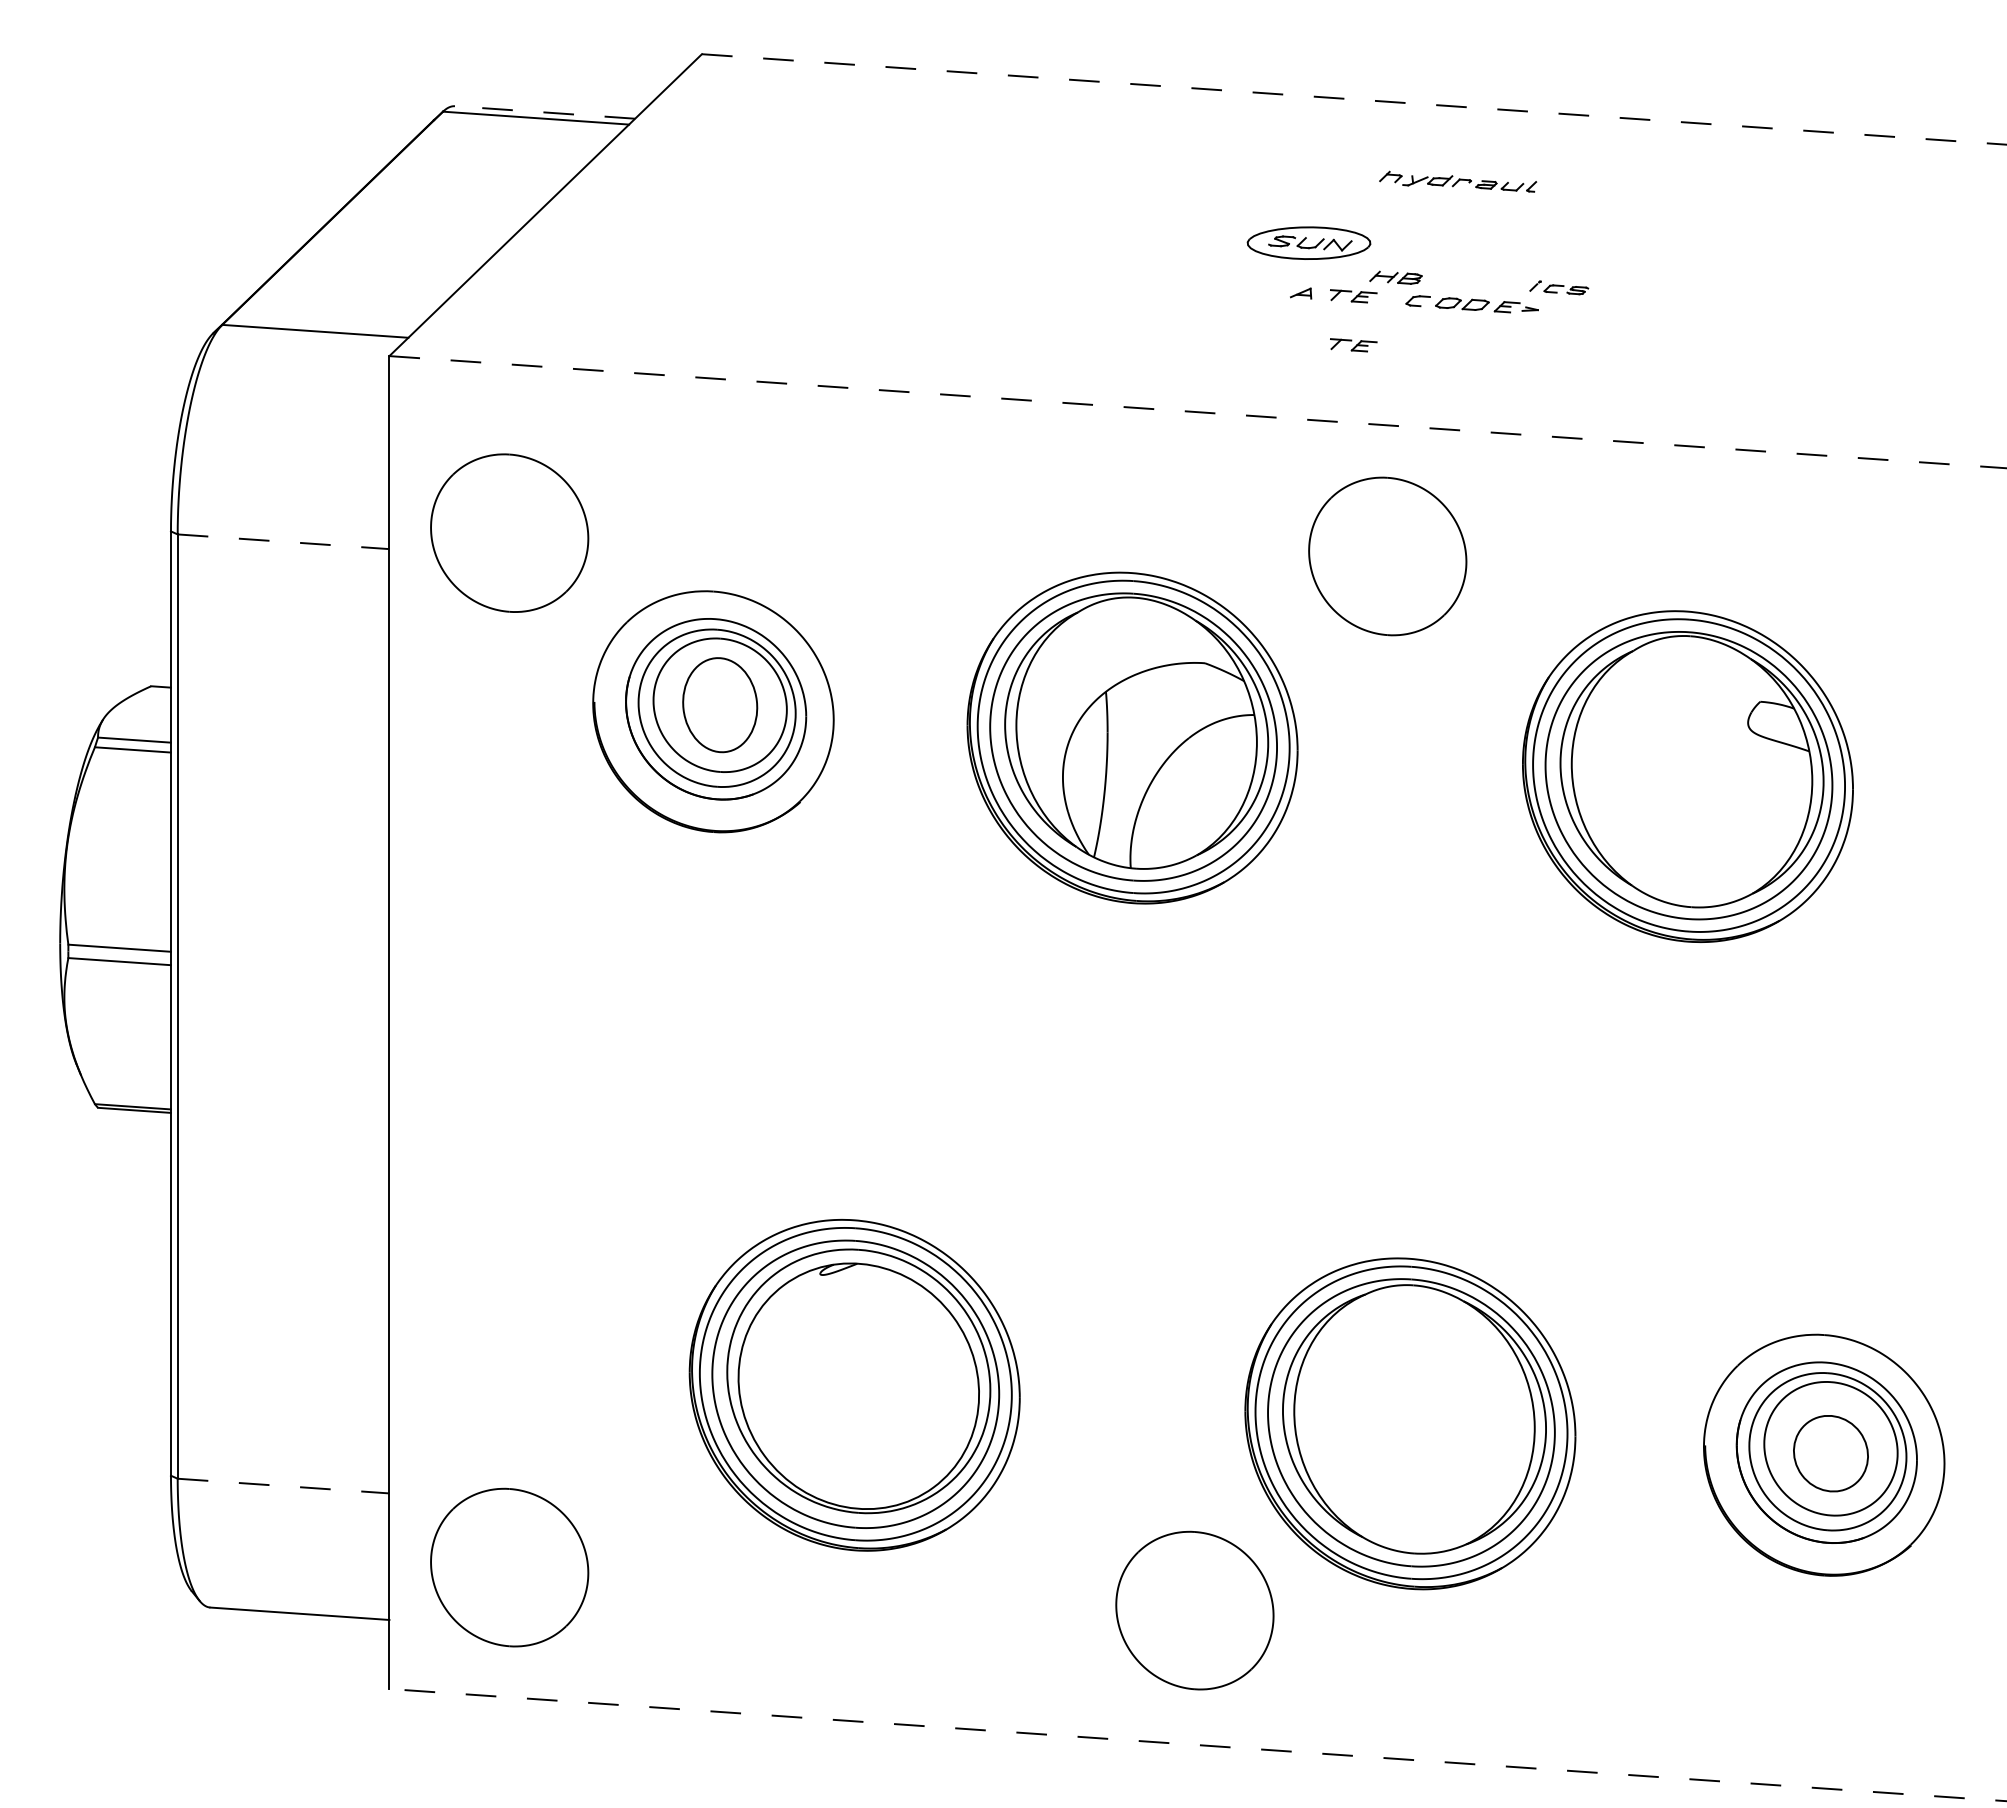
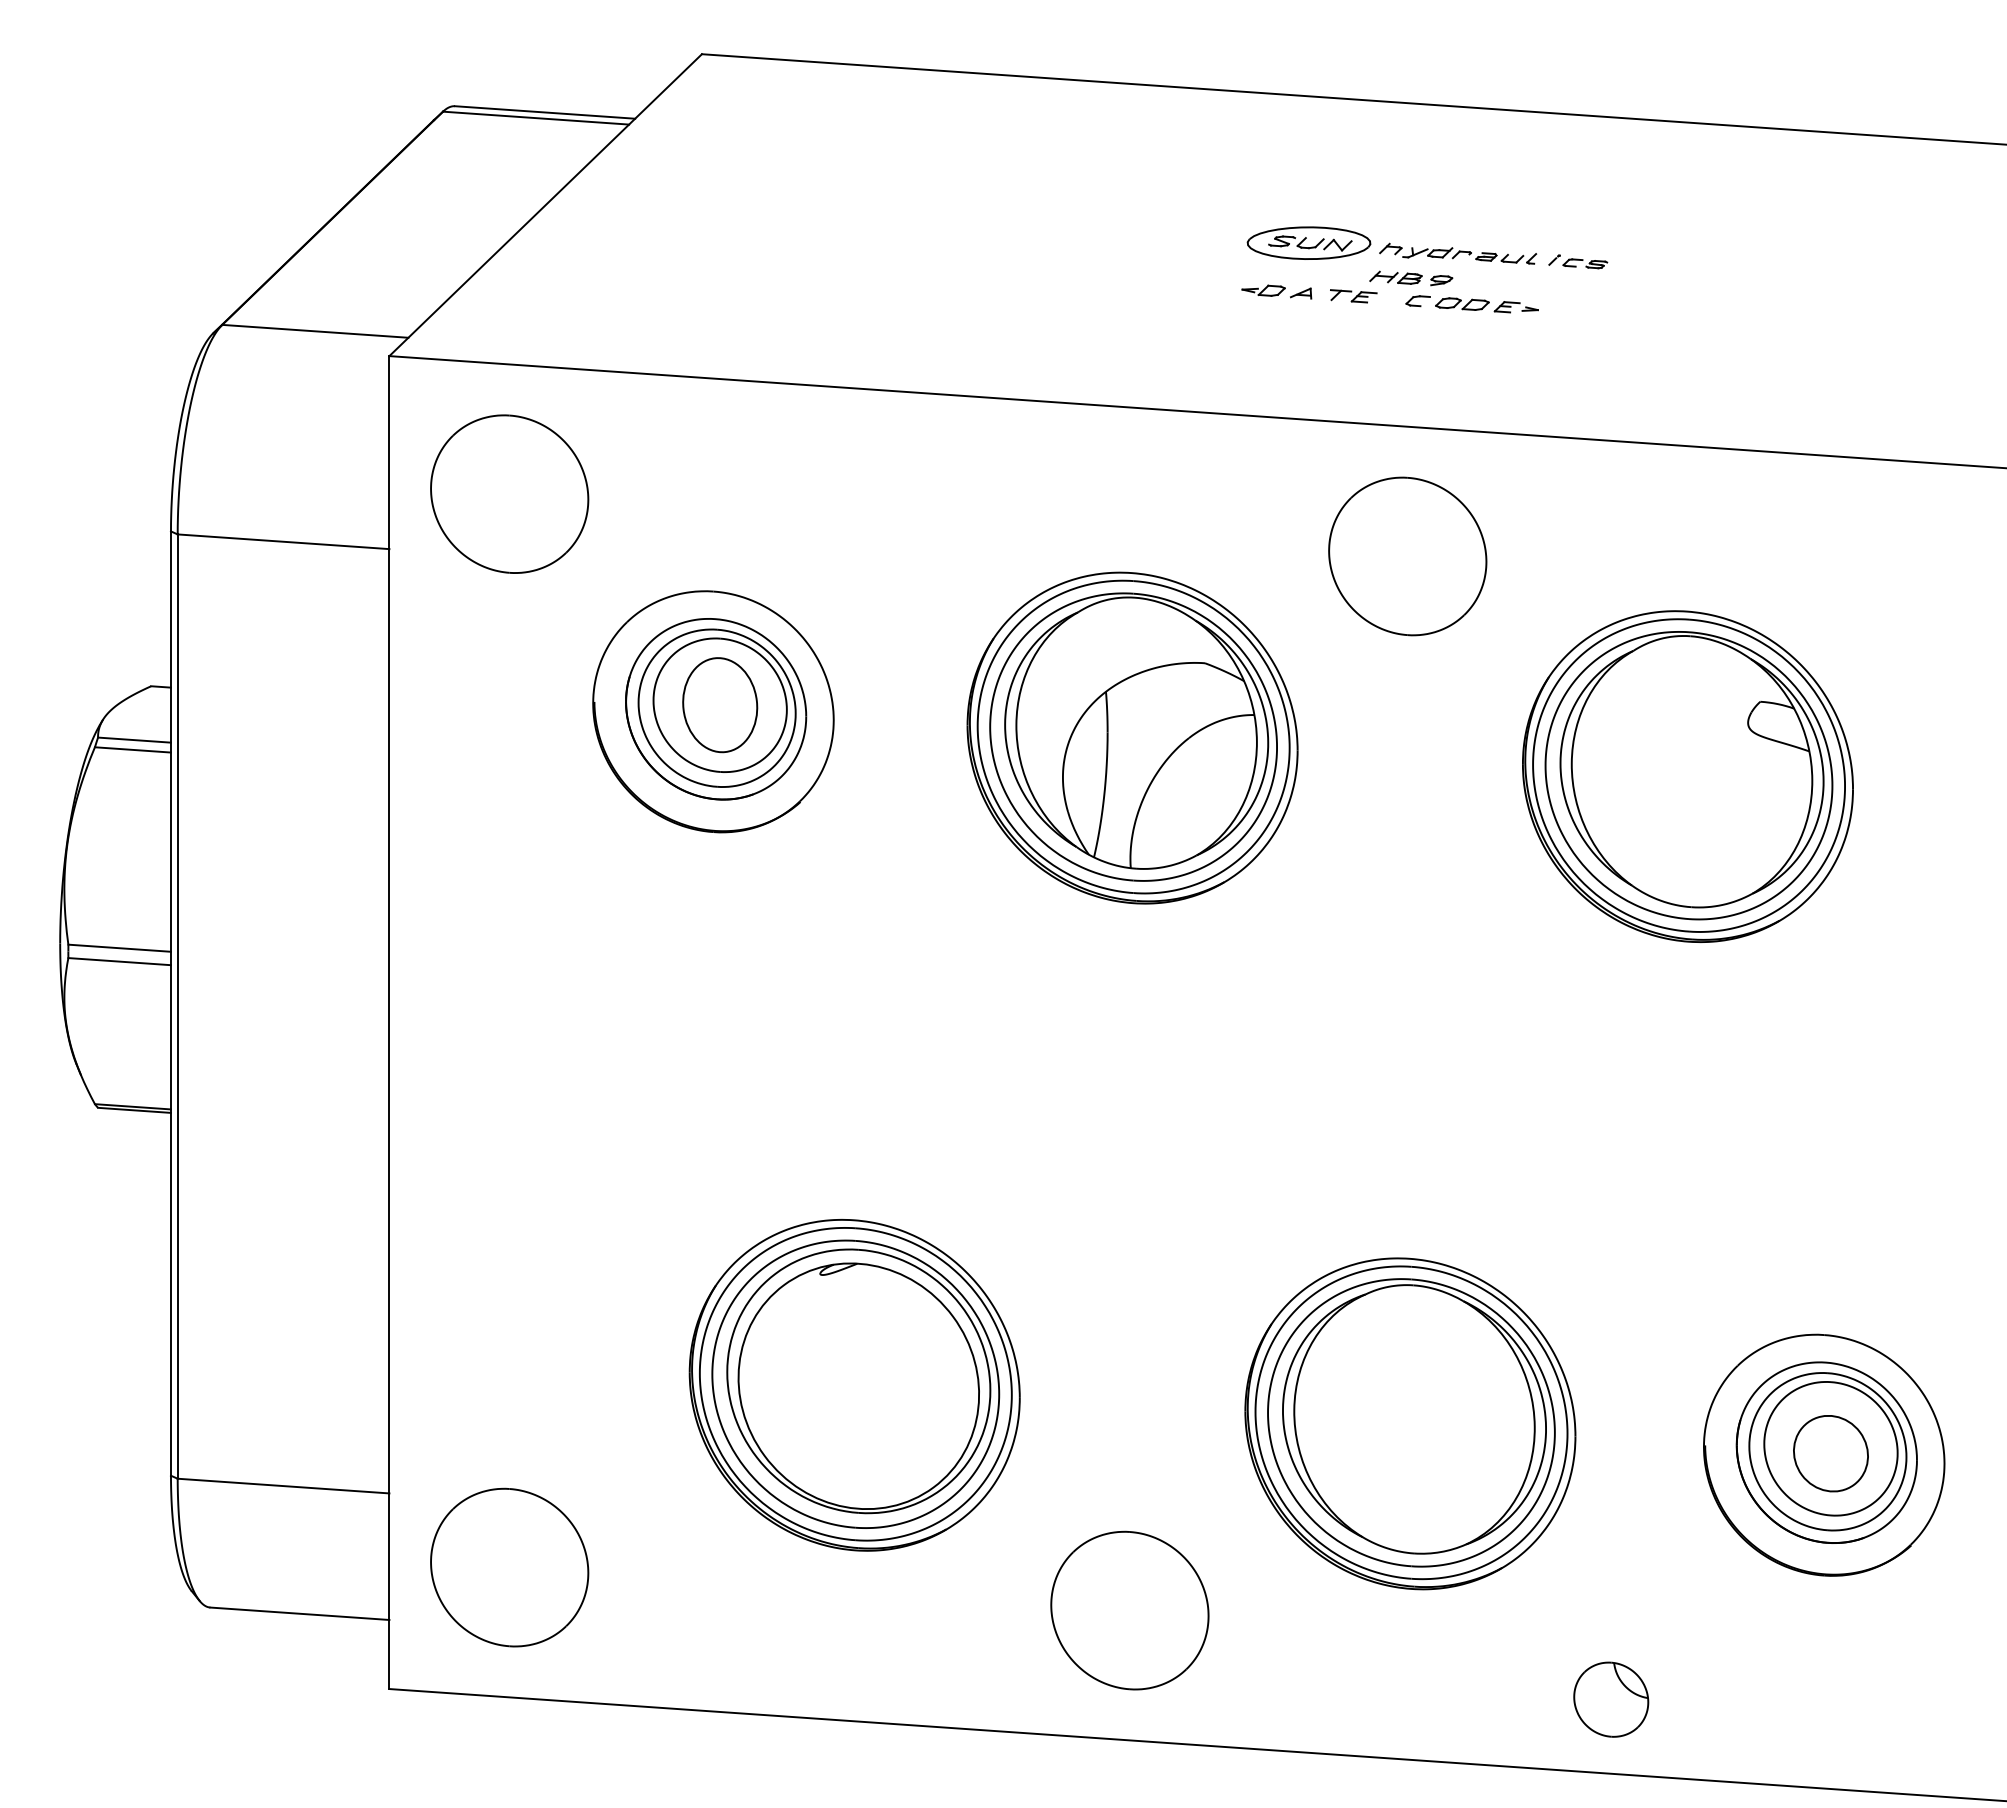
line: dashed -> solid (1354, 99)
line: dashed -> solid (544, 112)
part position: (1458, 181) -> (1458, 253) (1458, 253)
part: none -> present (1441, 280)
part position: (1559, 287) -> (1578, 261) (1578, 261)
part: none -> present (1263, 290)
part: present -> none (1353, 345)
line: dashed -> solid (1198, 412)
part position: (509, 532) -> (509, 493) (509, 493)
line: dashed -> solid (284, 541)
part position: (1387, 556) -> (1407, 556) (1407, 556)
line: dashed -> solid (284, 1486)
part position: (1194, 1610) -> (1129, 1610) (1129, 1610)
part: none -> present (1611, 1699)
line: dashed -> solid (1198, 1745)
